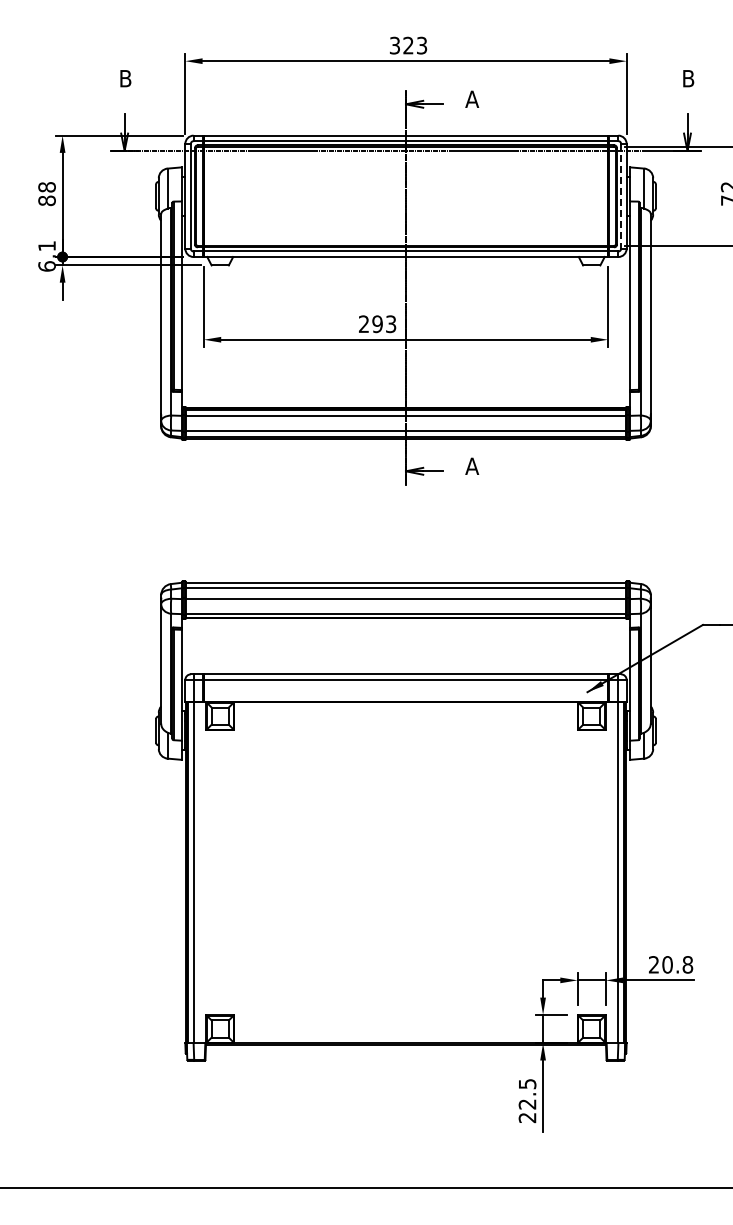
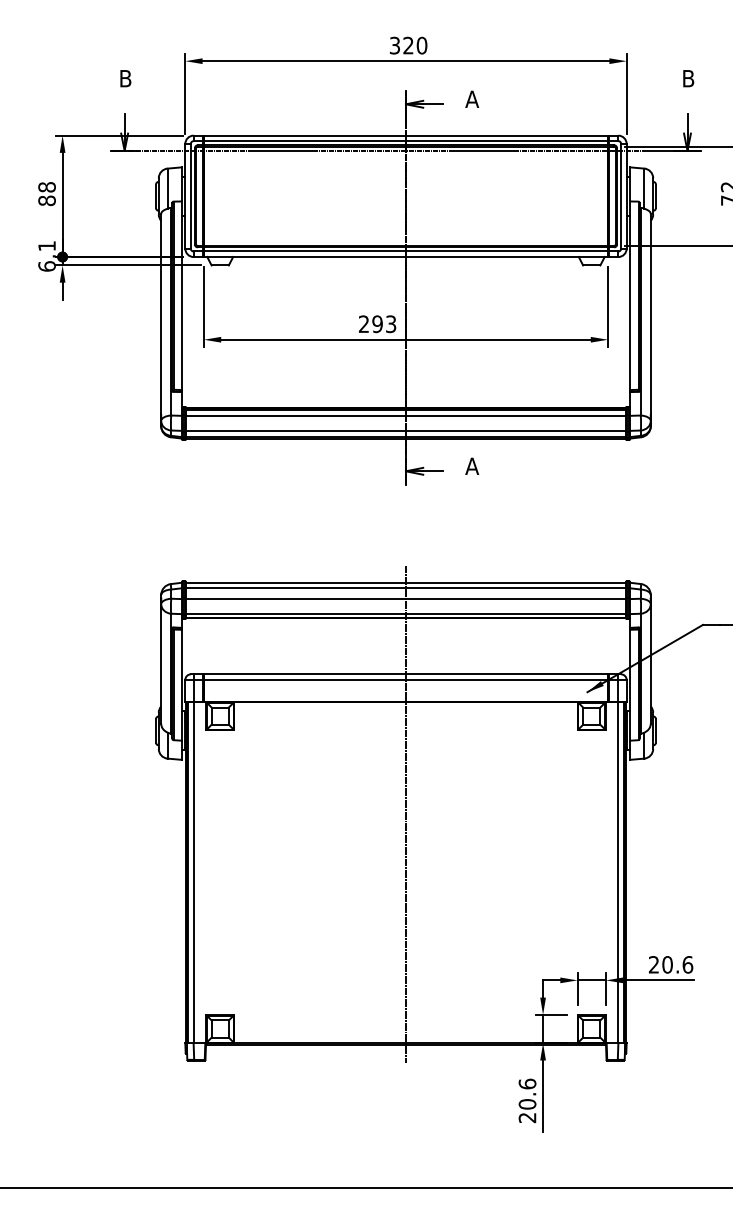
text: 323 -> 320 (421, 45)
line: dashed -> solid (621, 196)
line: none -> present (406, 813)
text: 20.8 -> 20.6 (687, 964)
text: 22.5 -> 20.6 (527, 1093)
